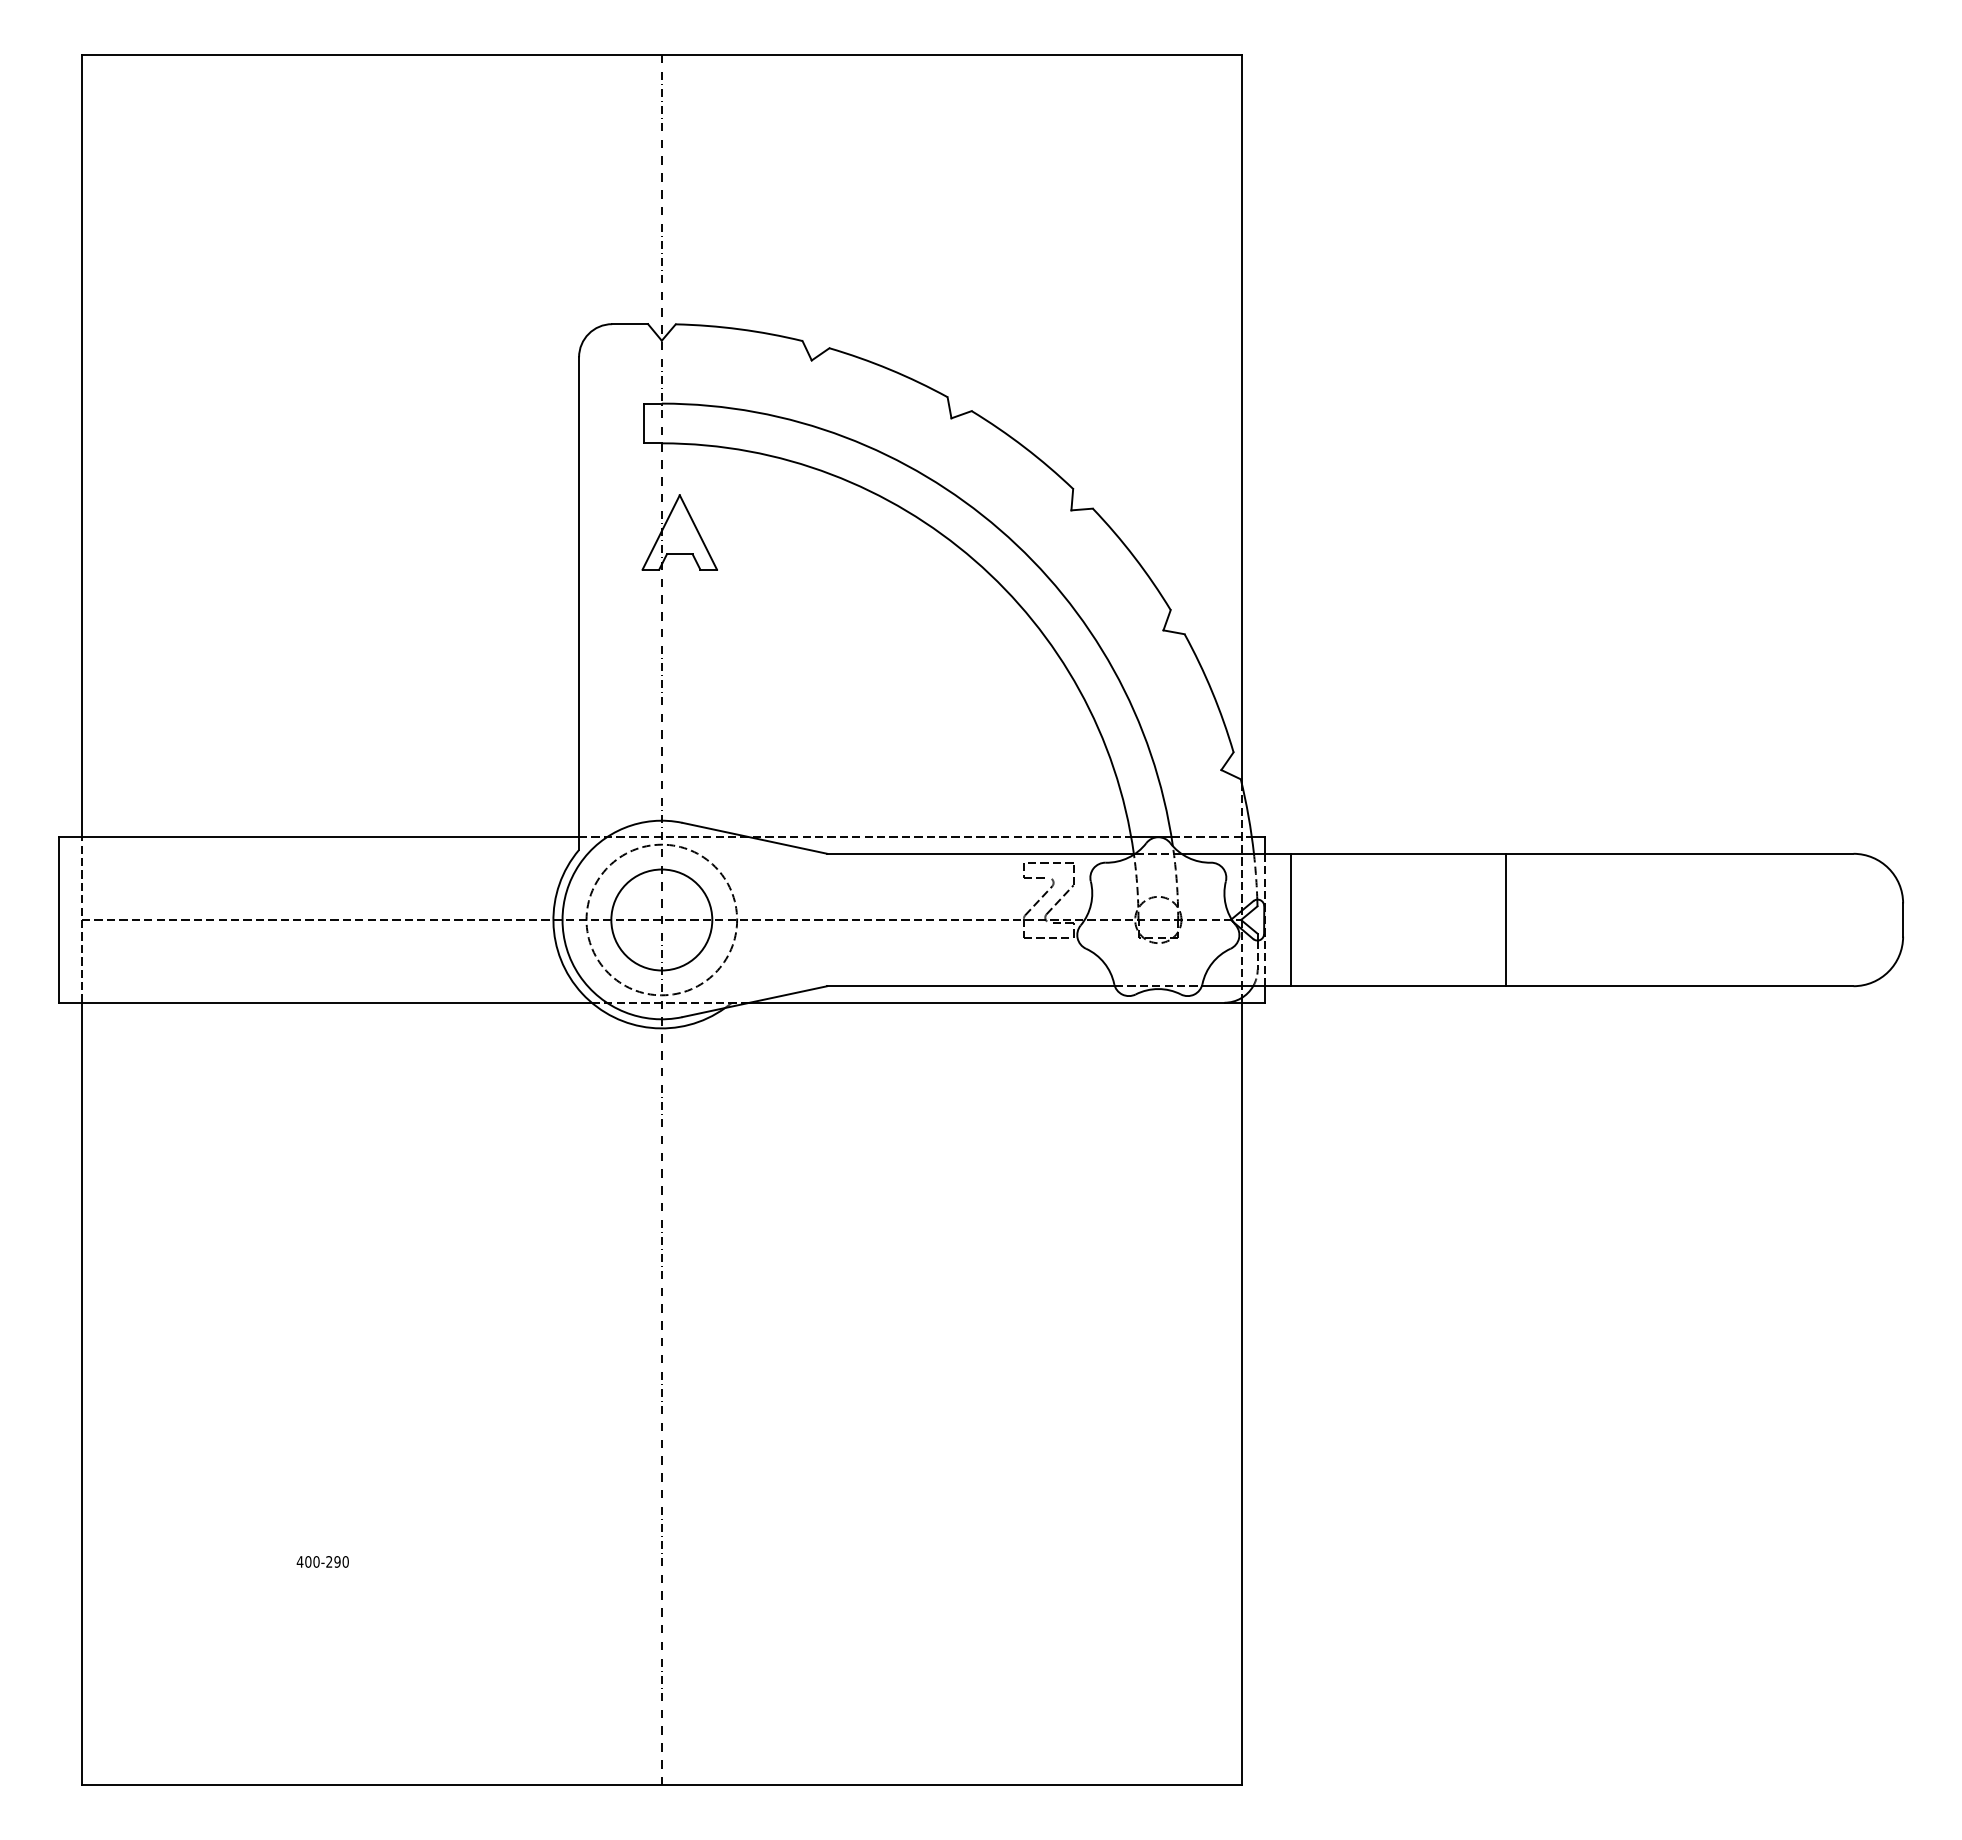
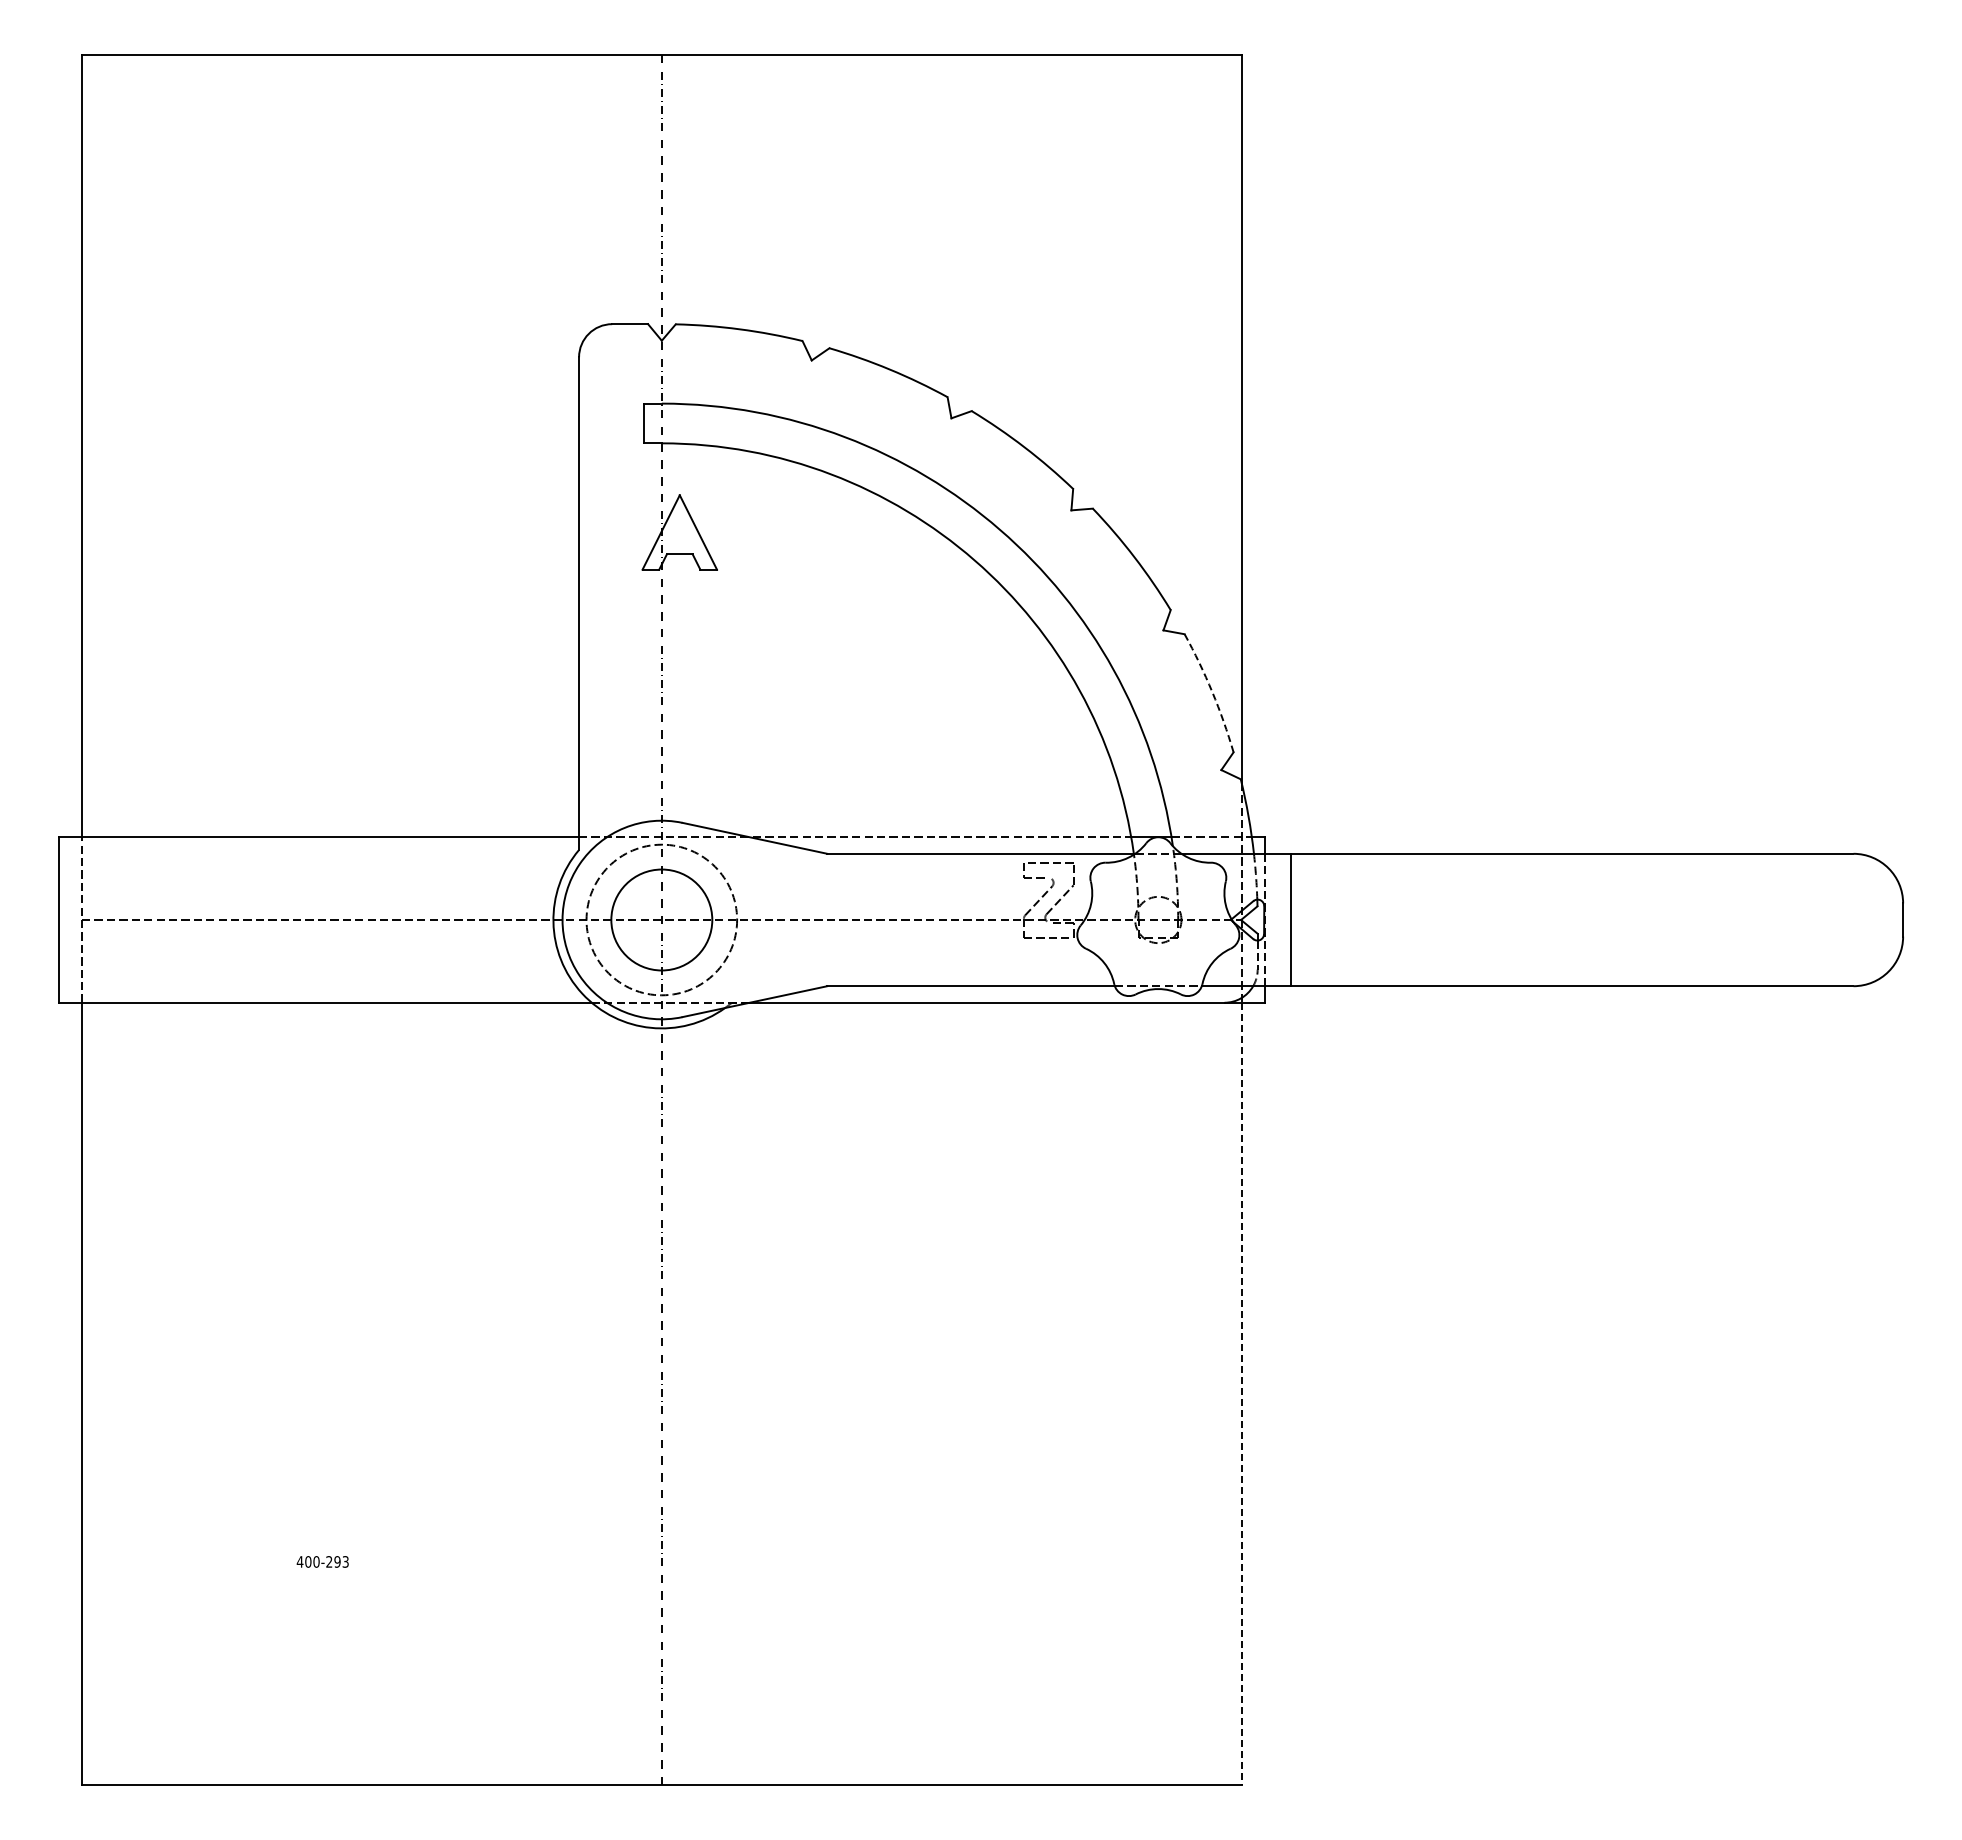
arc: solid -> dashed (1212, 692)
line: present -> none (1505, 919)
line: solid -> dashed (1241, 1394)
text: 400-290 -> 400-293 (345, 1561)
